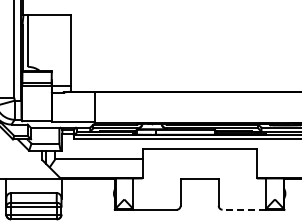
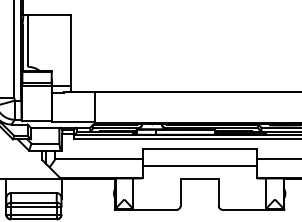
line: none -> present (277, 159)
line: none -> present (199, 166)
line: dashed -> solid (244, 209)
